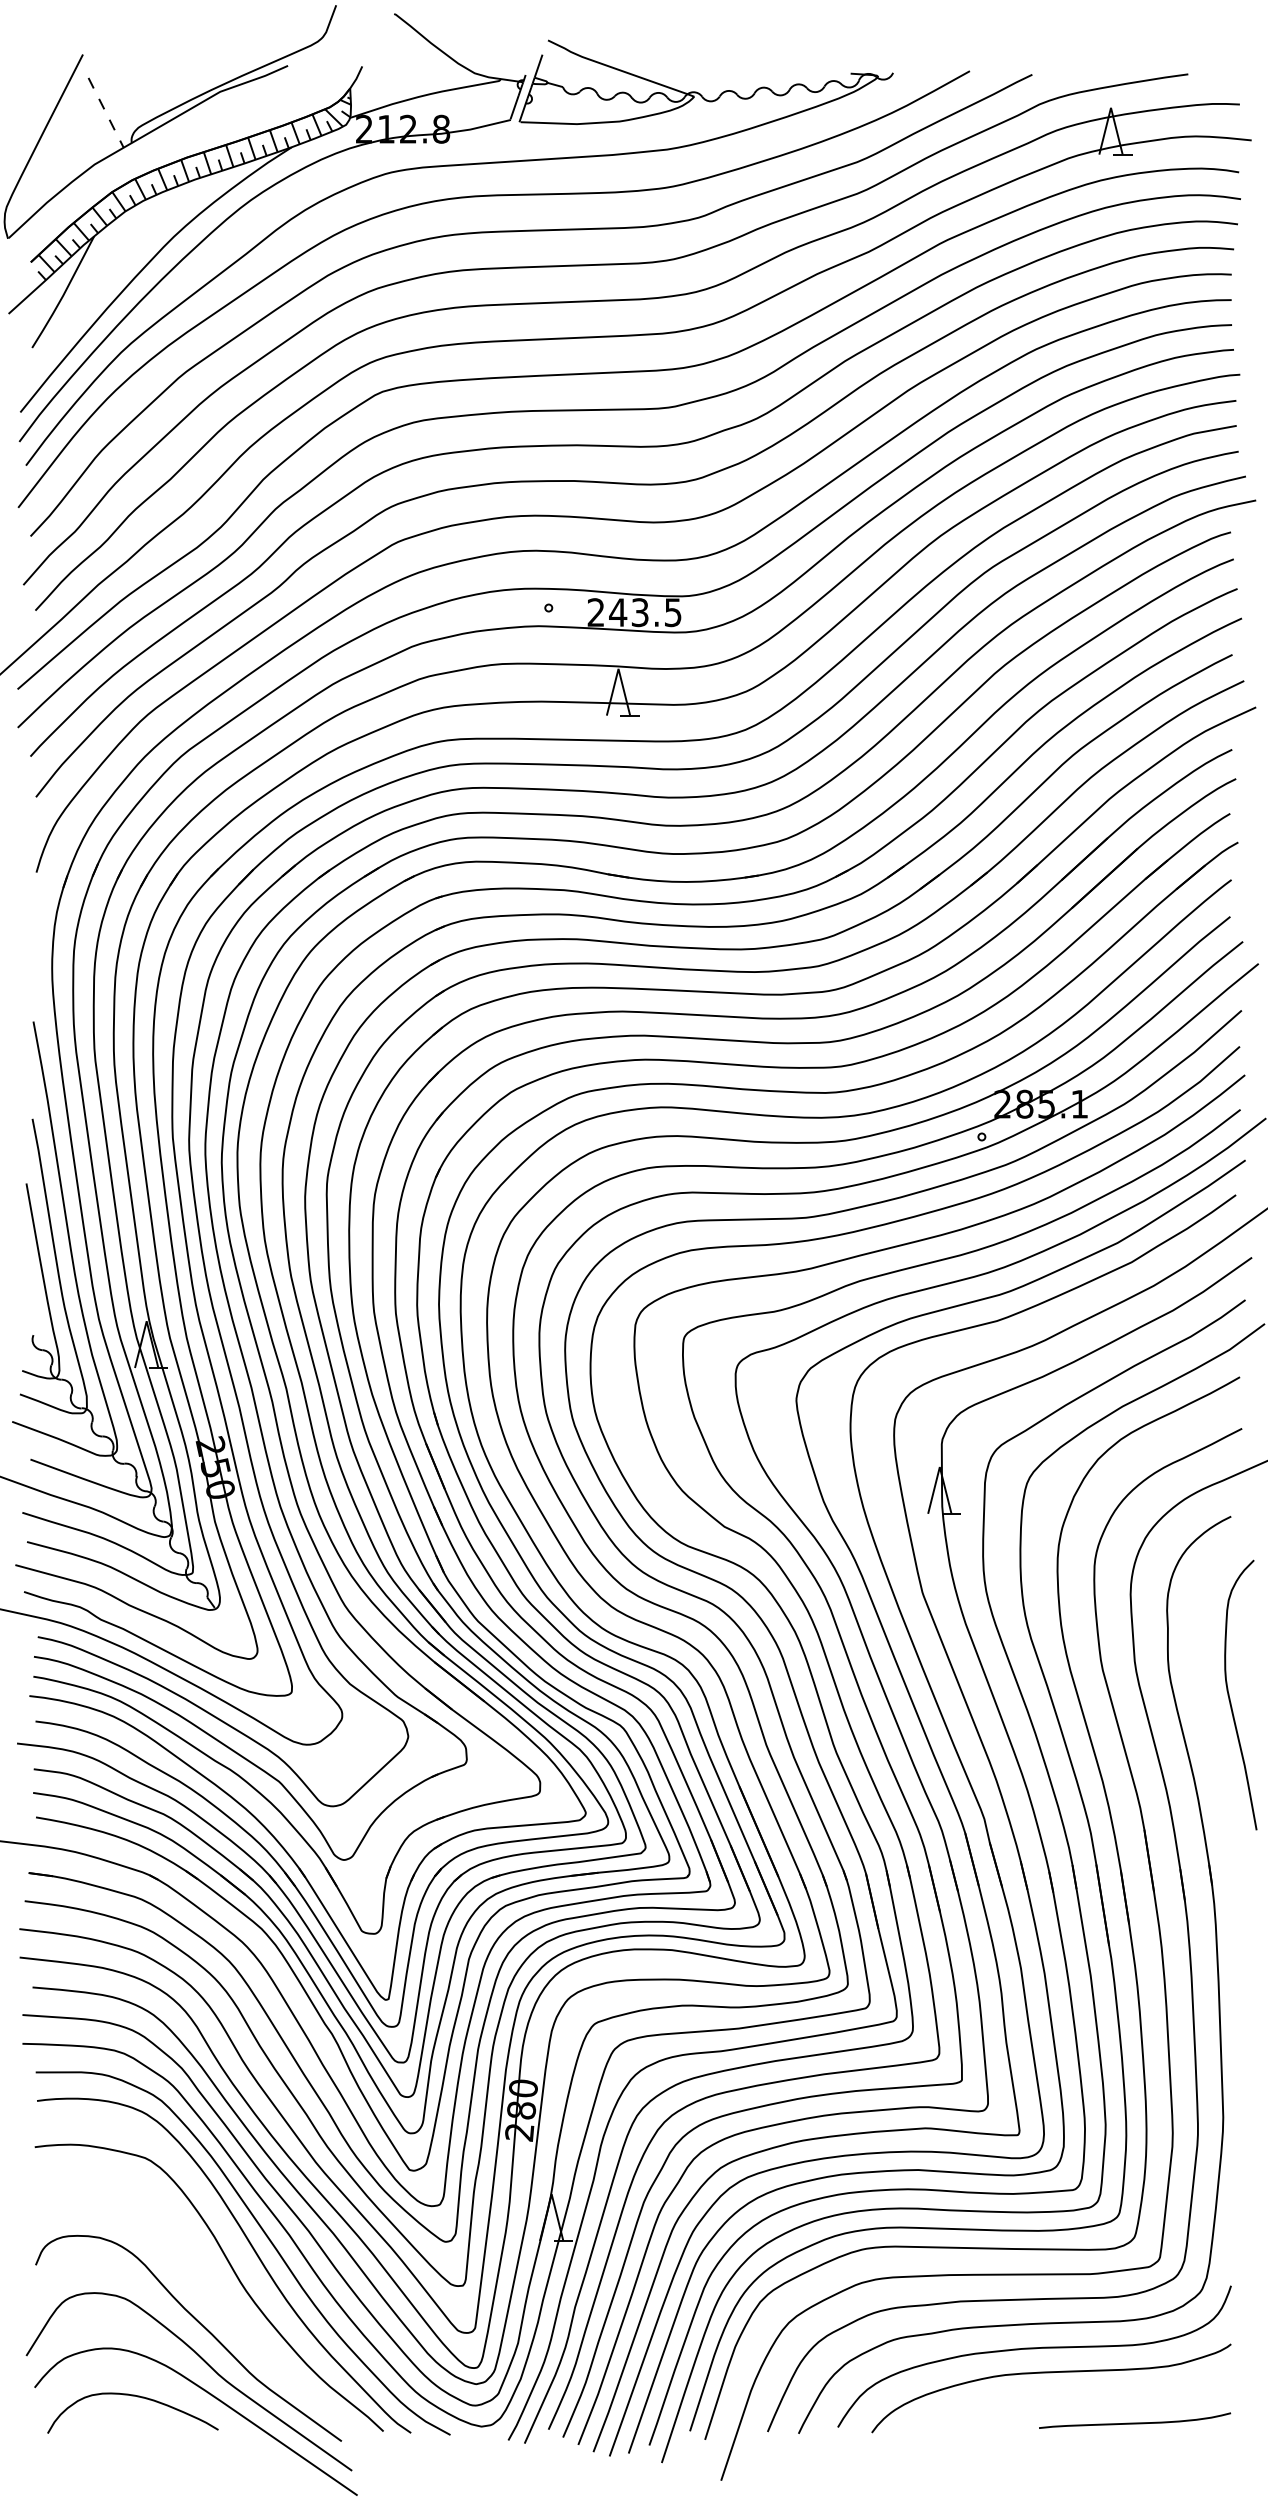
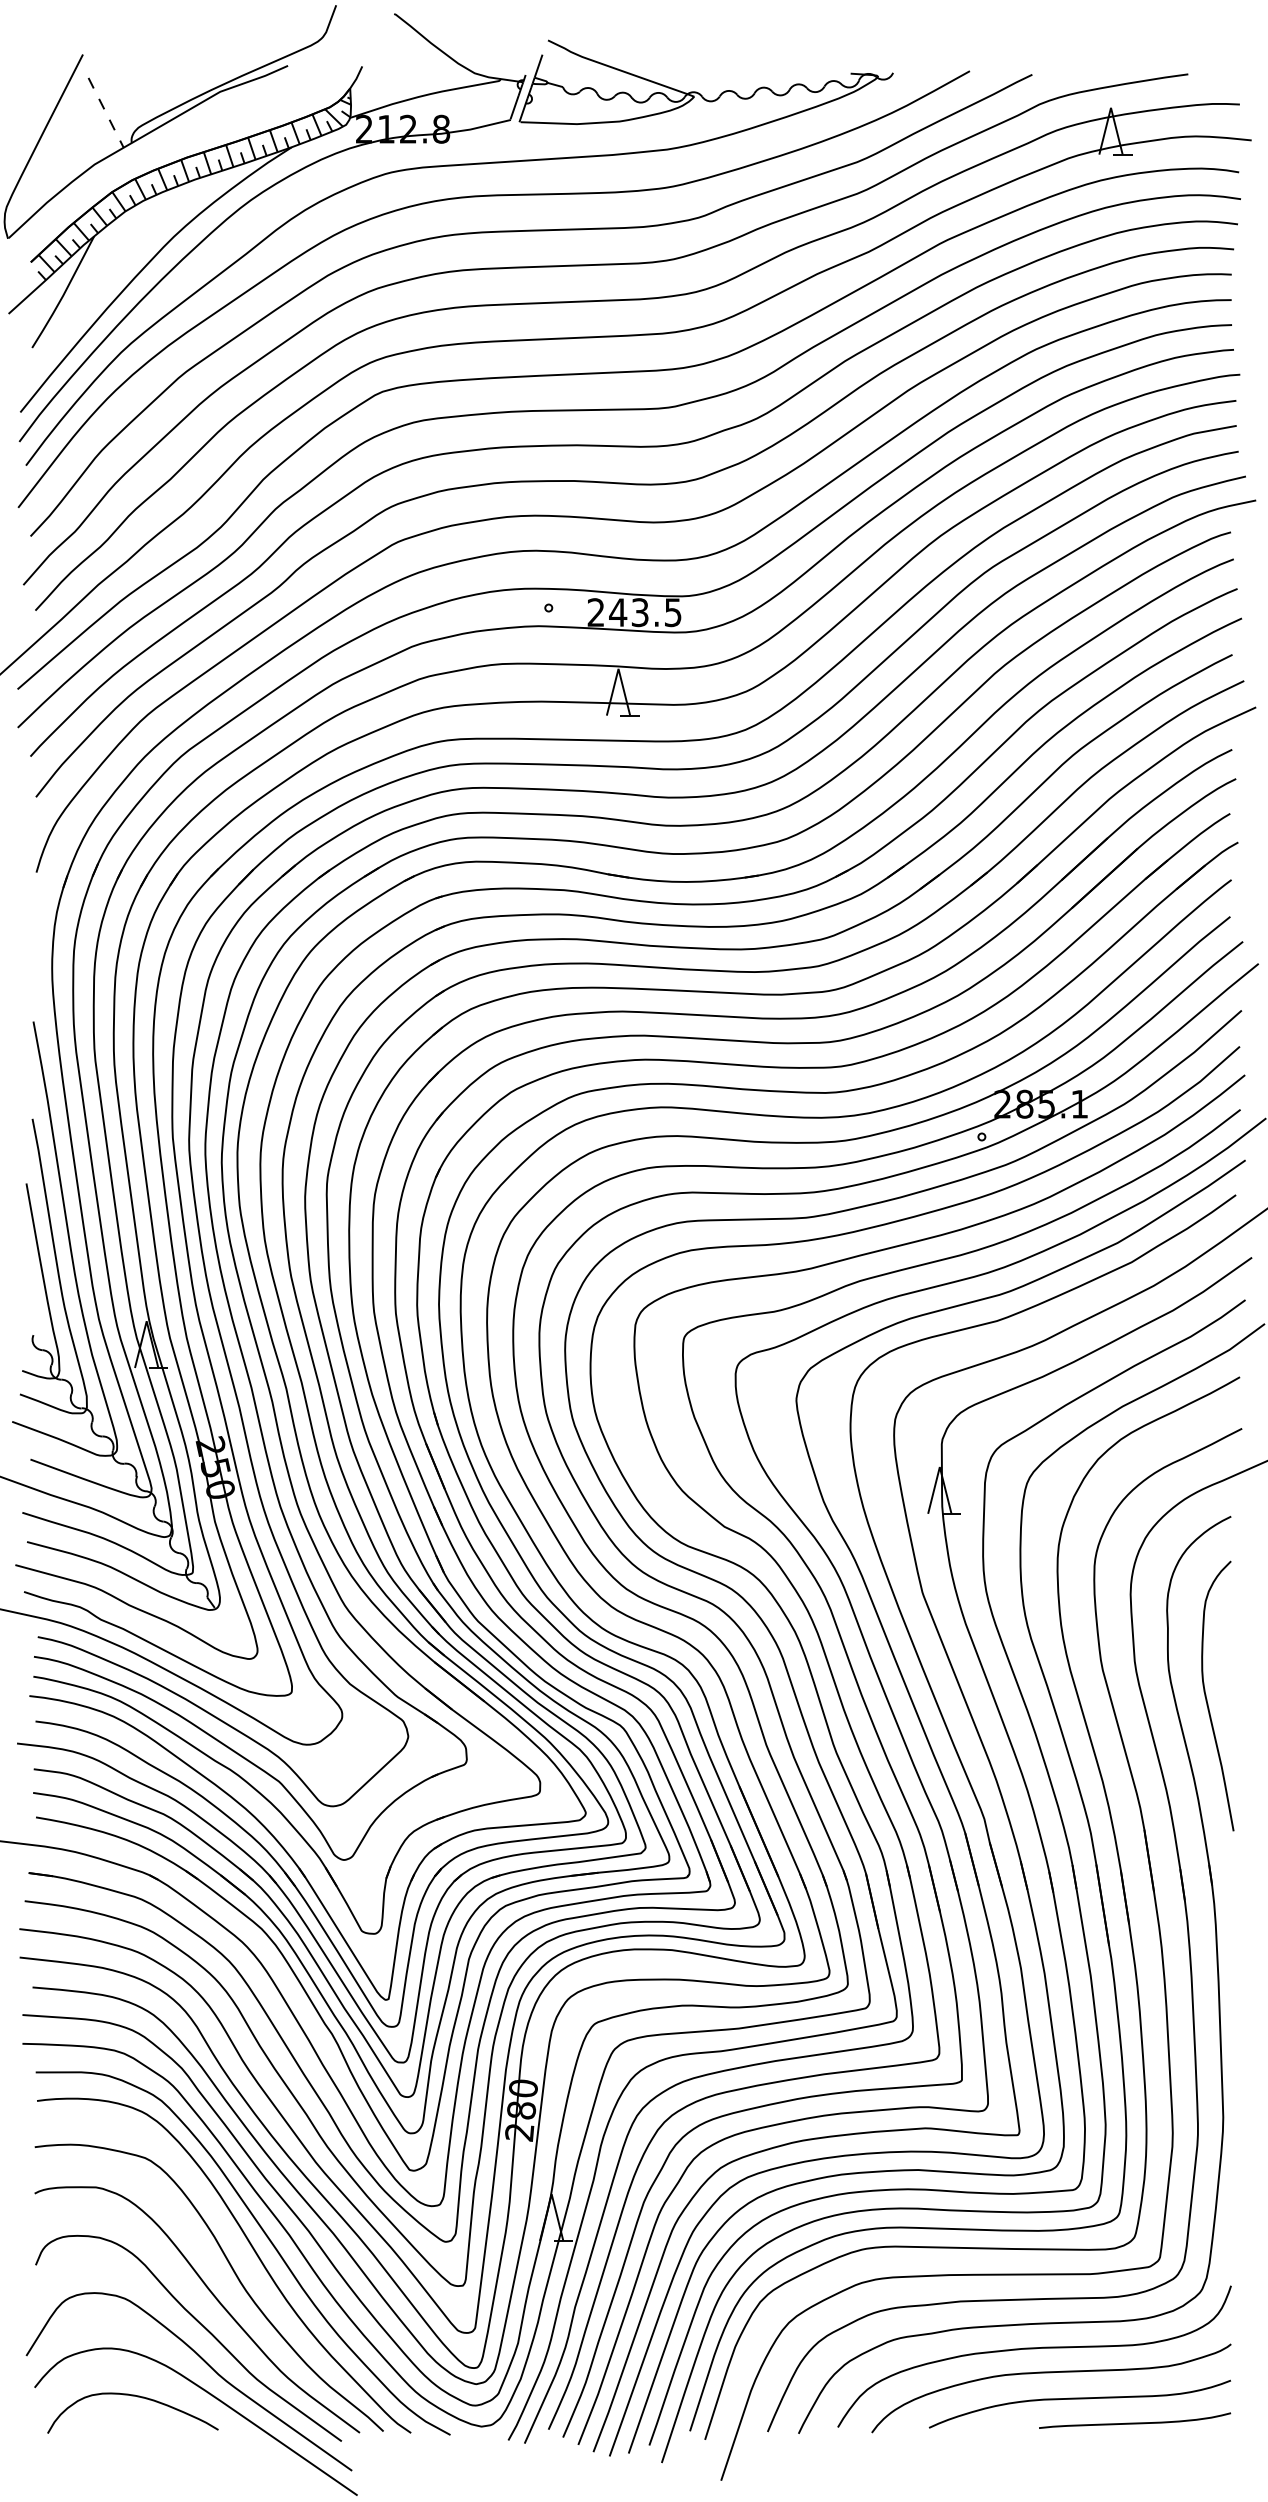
curve position: (1230, 1698) -> (1207, 1699) (1207, 1699)
curve: none -> present (211, 2294)
curve: none -> present (1079, 2399)
